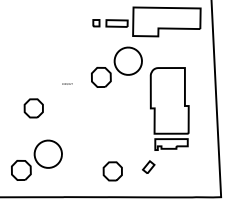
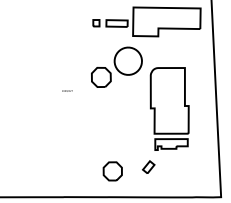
text position: (67, 83) -> (67, 90) (67, 90)
part: present -> none (33, 108)
part: present -> none (36, 159)
